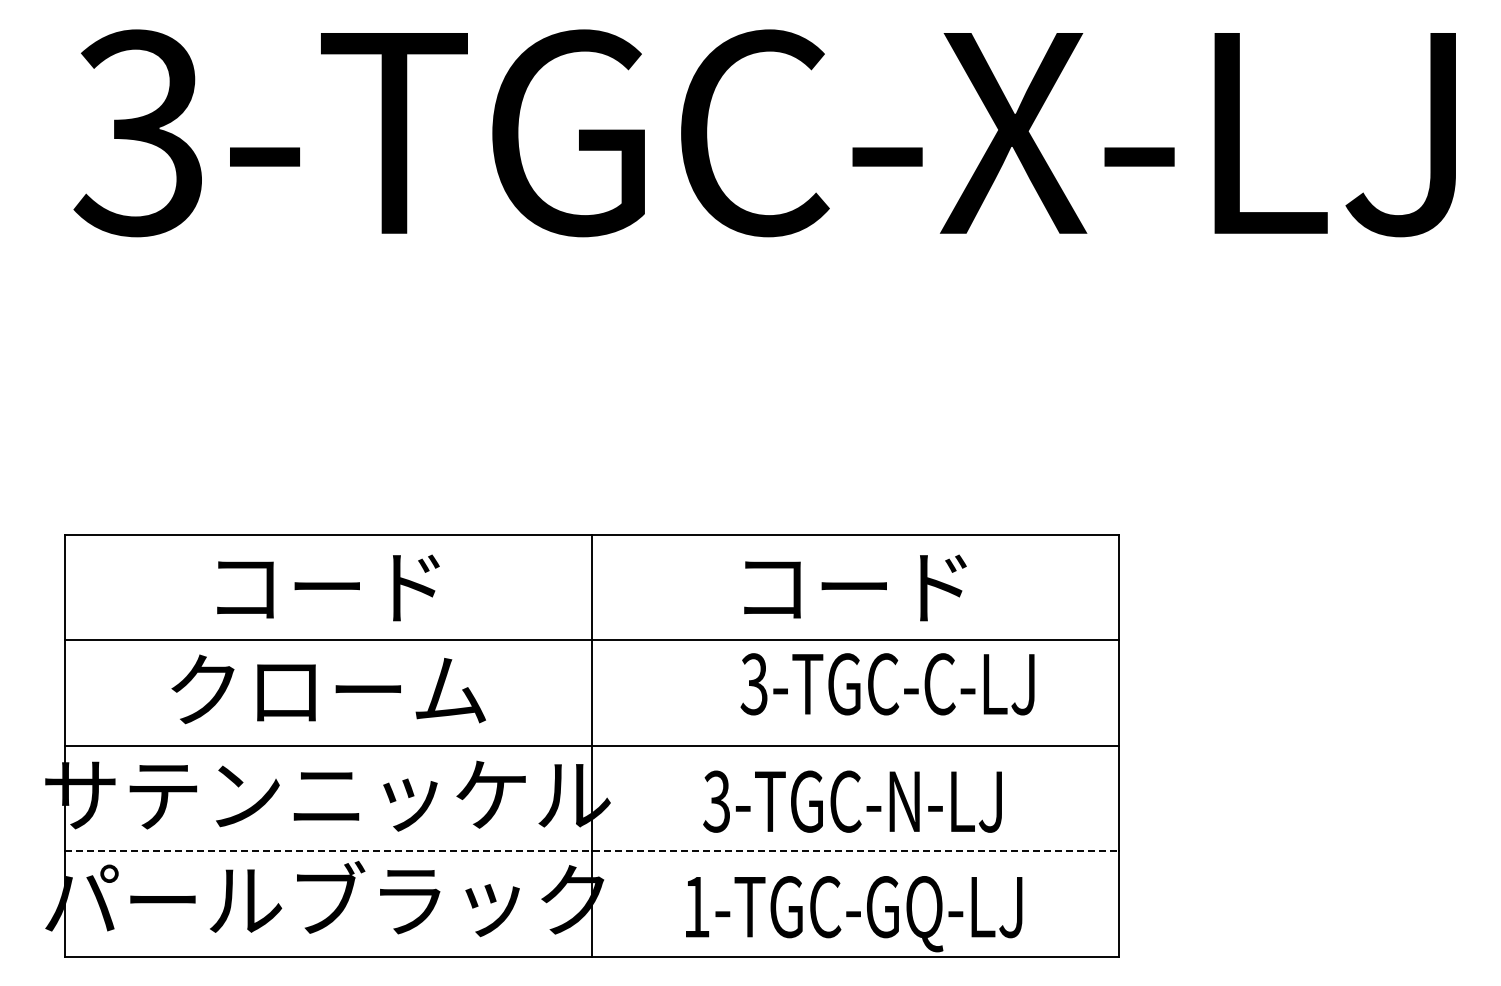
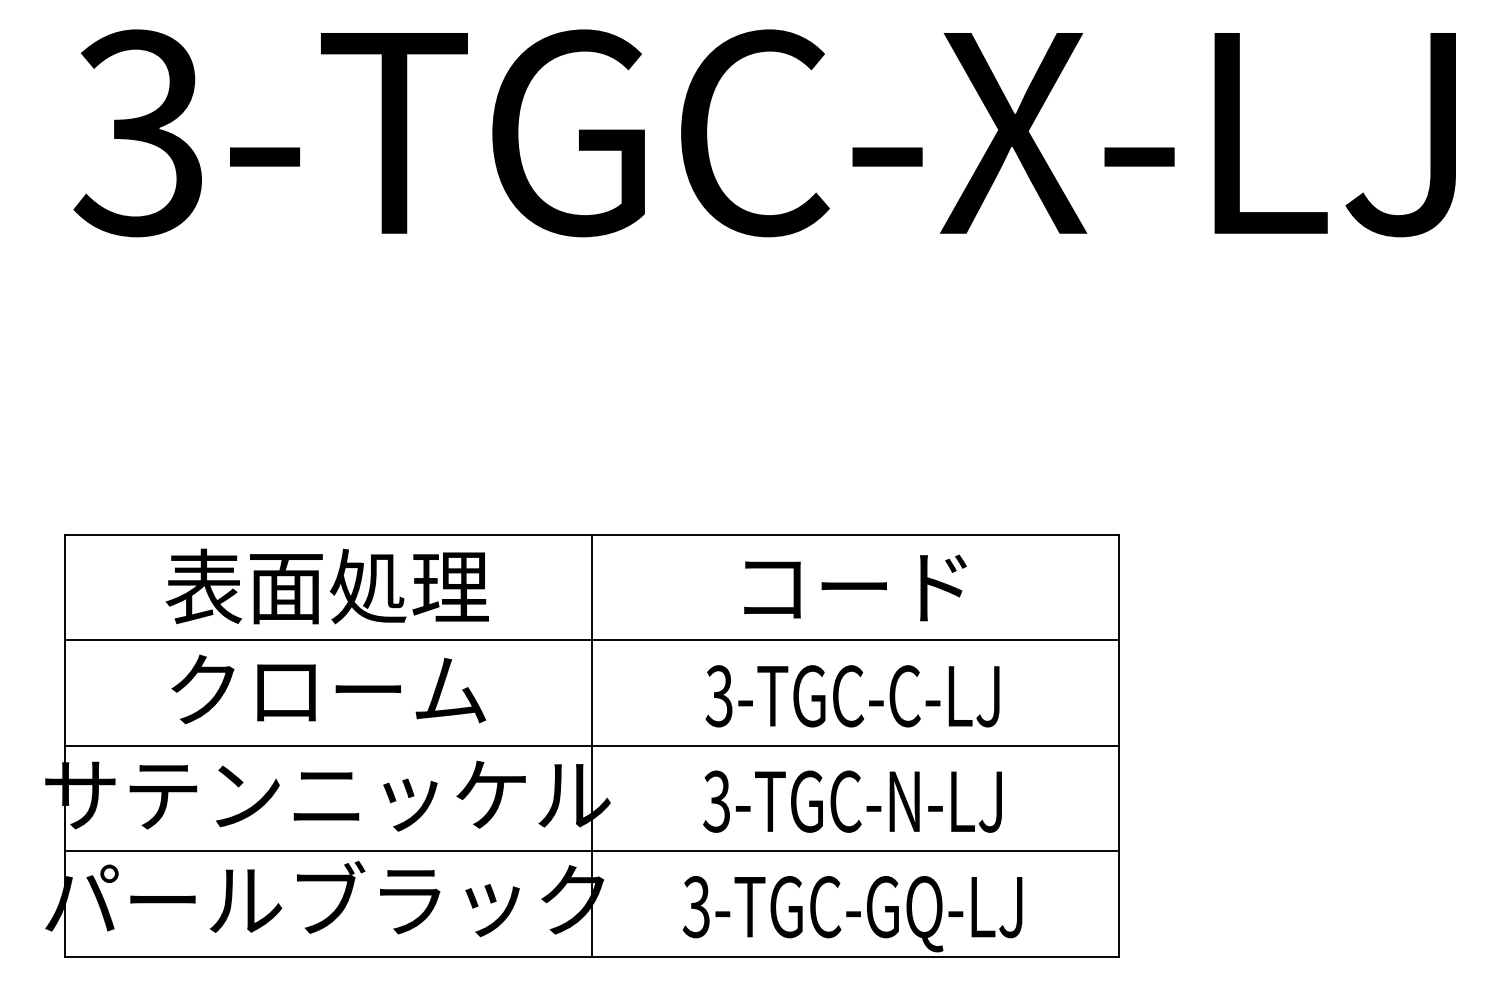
text: コード -> 表面処理 (326, 586)
text position: (887, 684) -> (852, 696) (852, 696)
line: dashed -> solid (592, 851)
text: 1-TGC-GQ-LJ -> 3-TGC-GQ-LJ (695, 907)
